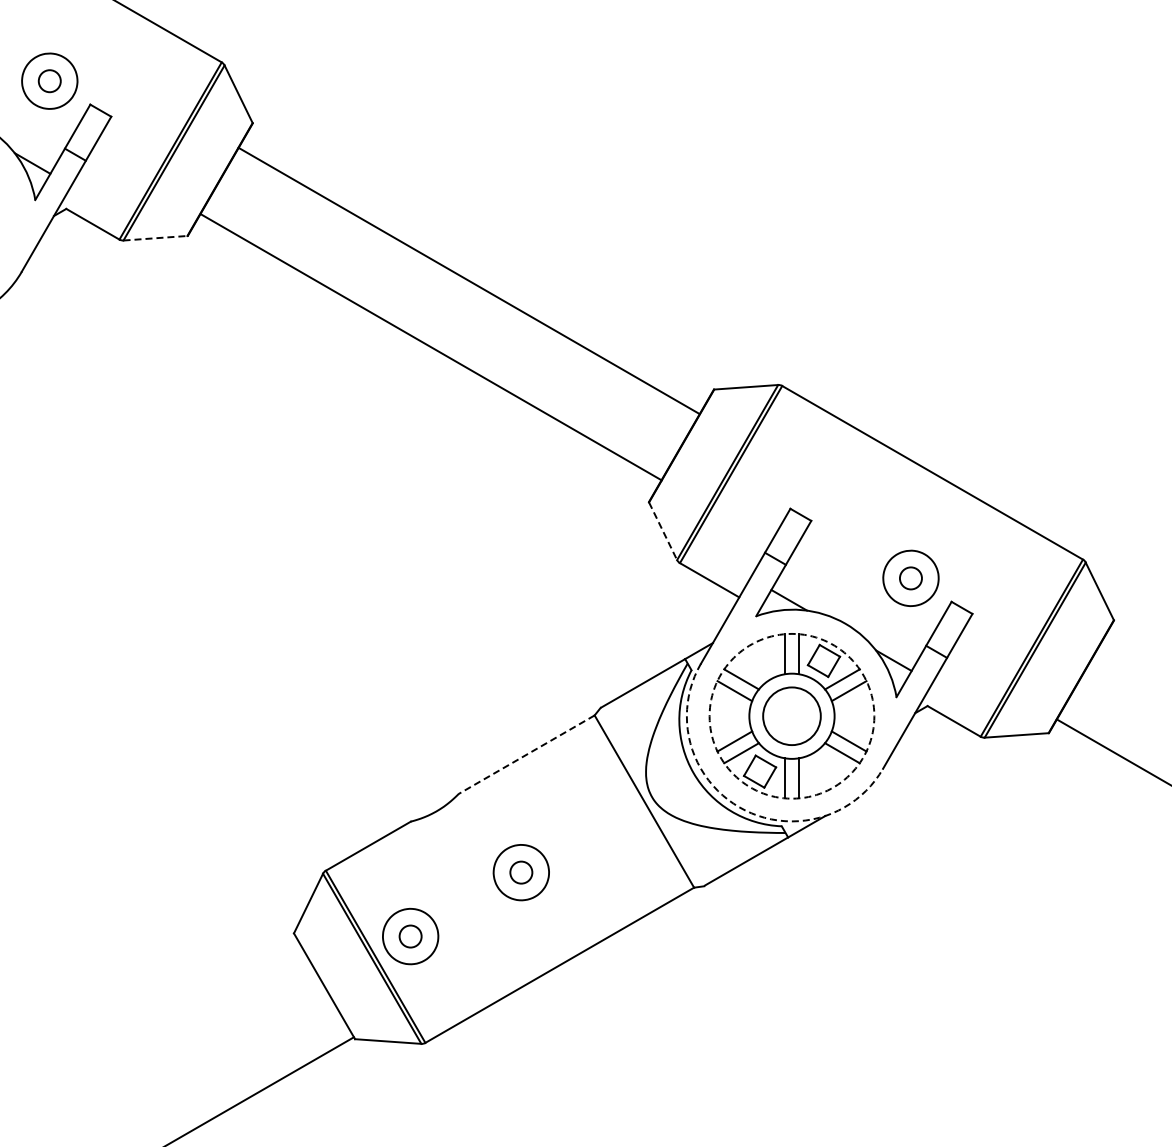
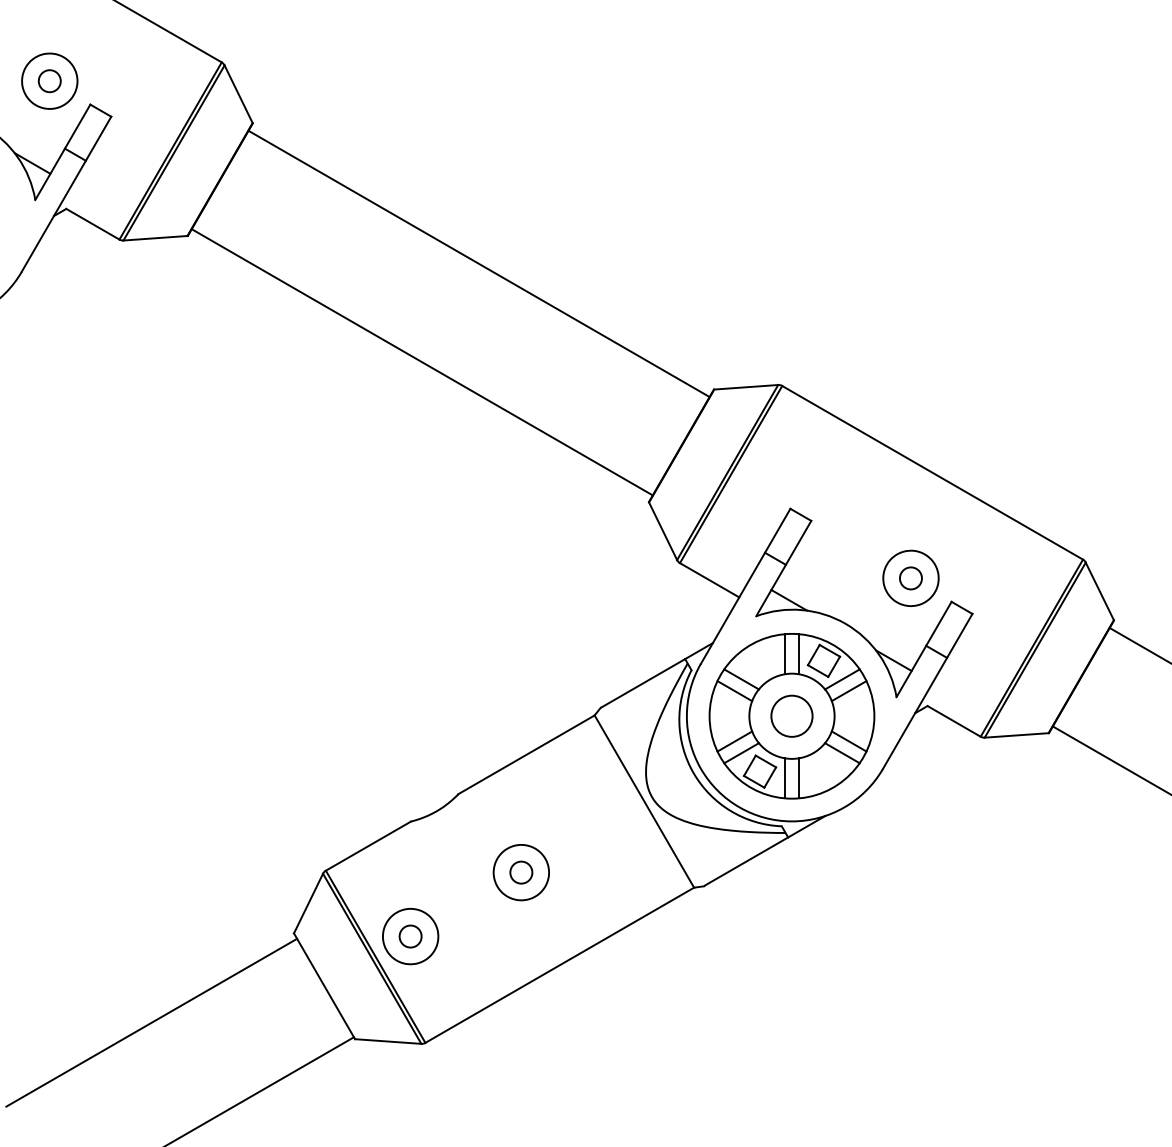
line: dashed -> solid (155, 238)
line position: (468, 280) -> (478, 263) (478, 263)
line position: (430, 347) -> (421, 362) (421, 362)
line: dashed -> solid (663, 531)
line: none -> present (1138, 645)
circle: dashed -> solid (791, 715)
circle diameter: 58 px -> 41 px (791, 715)
line position: (1112, 751) -> (1110, 759) (1110, 759)
line: dashed -> solid (526, 754)
arc: dashed -> solid (739, 807)
line: none -> present (151, 1022)
